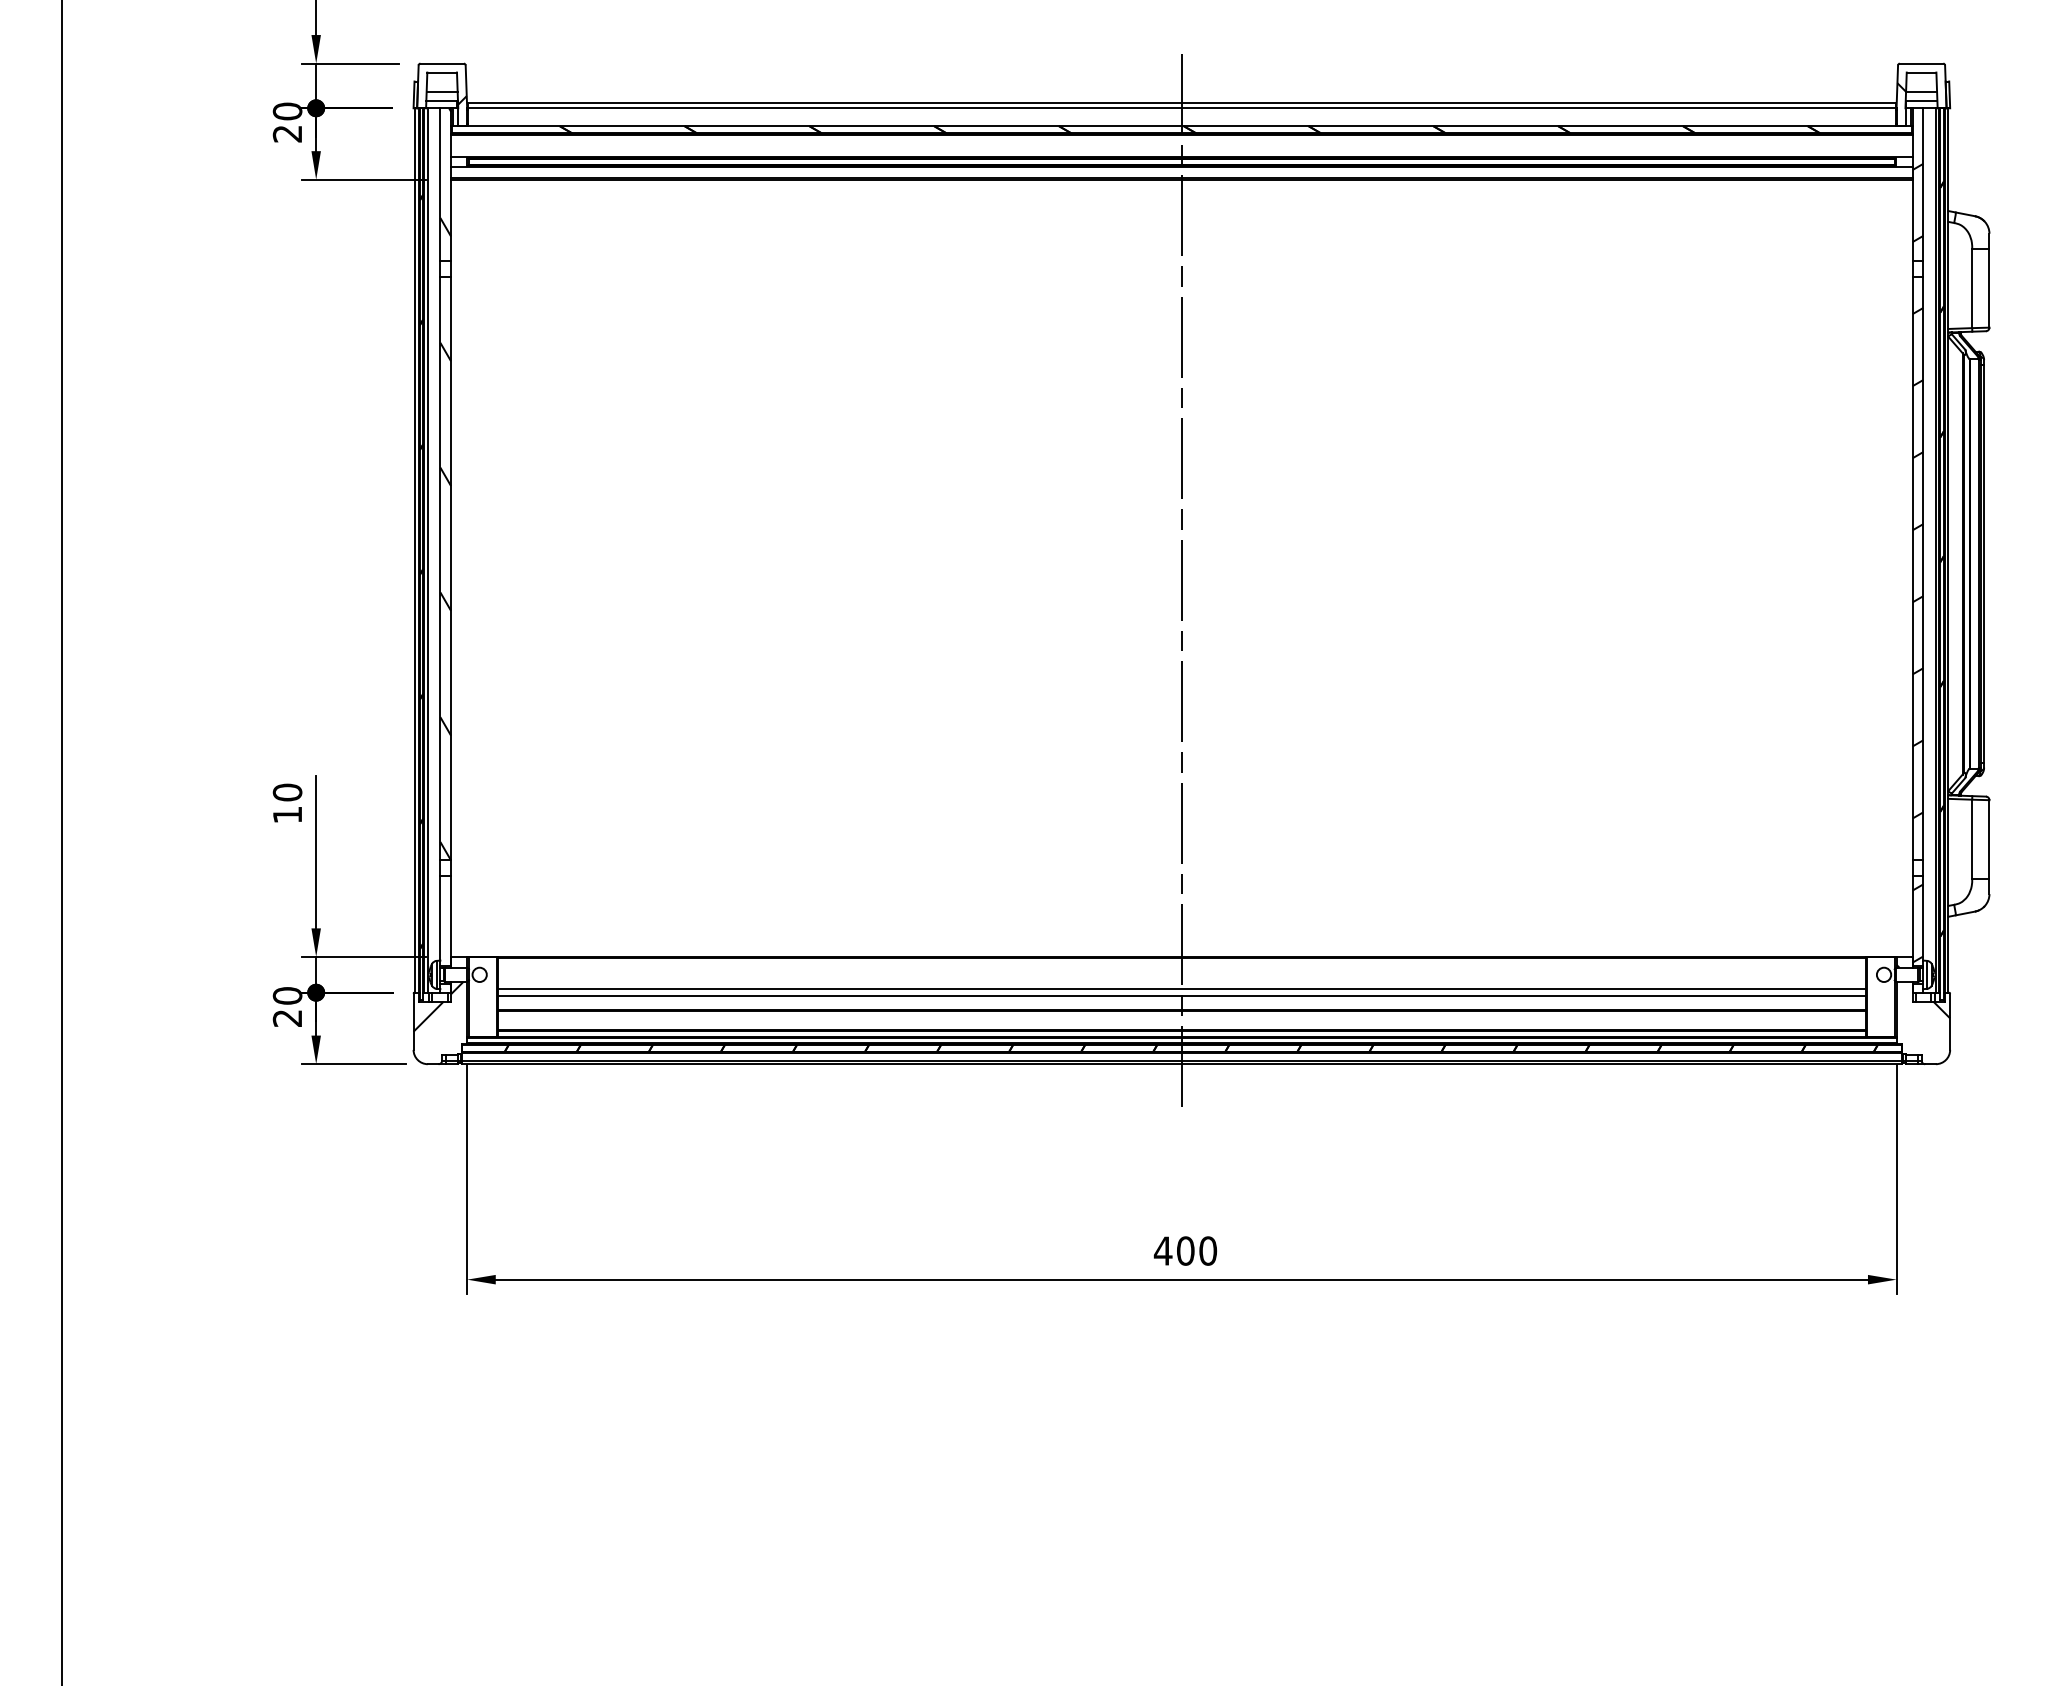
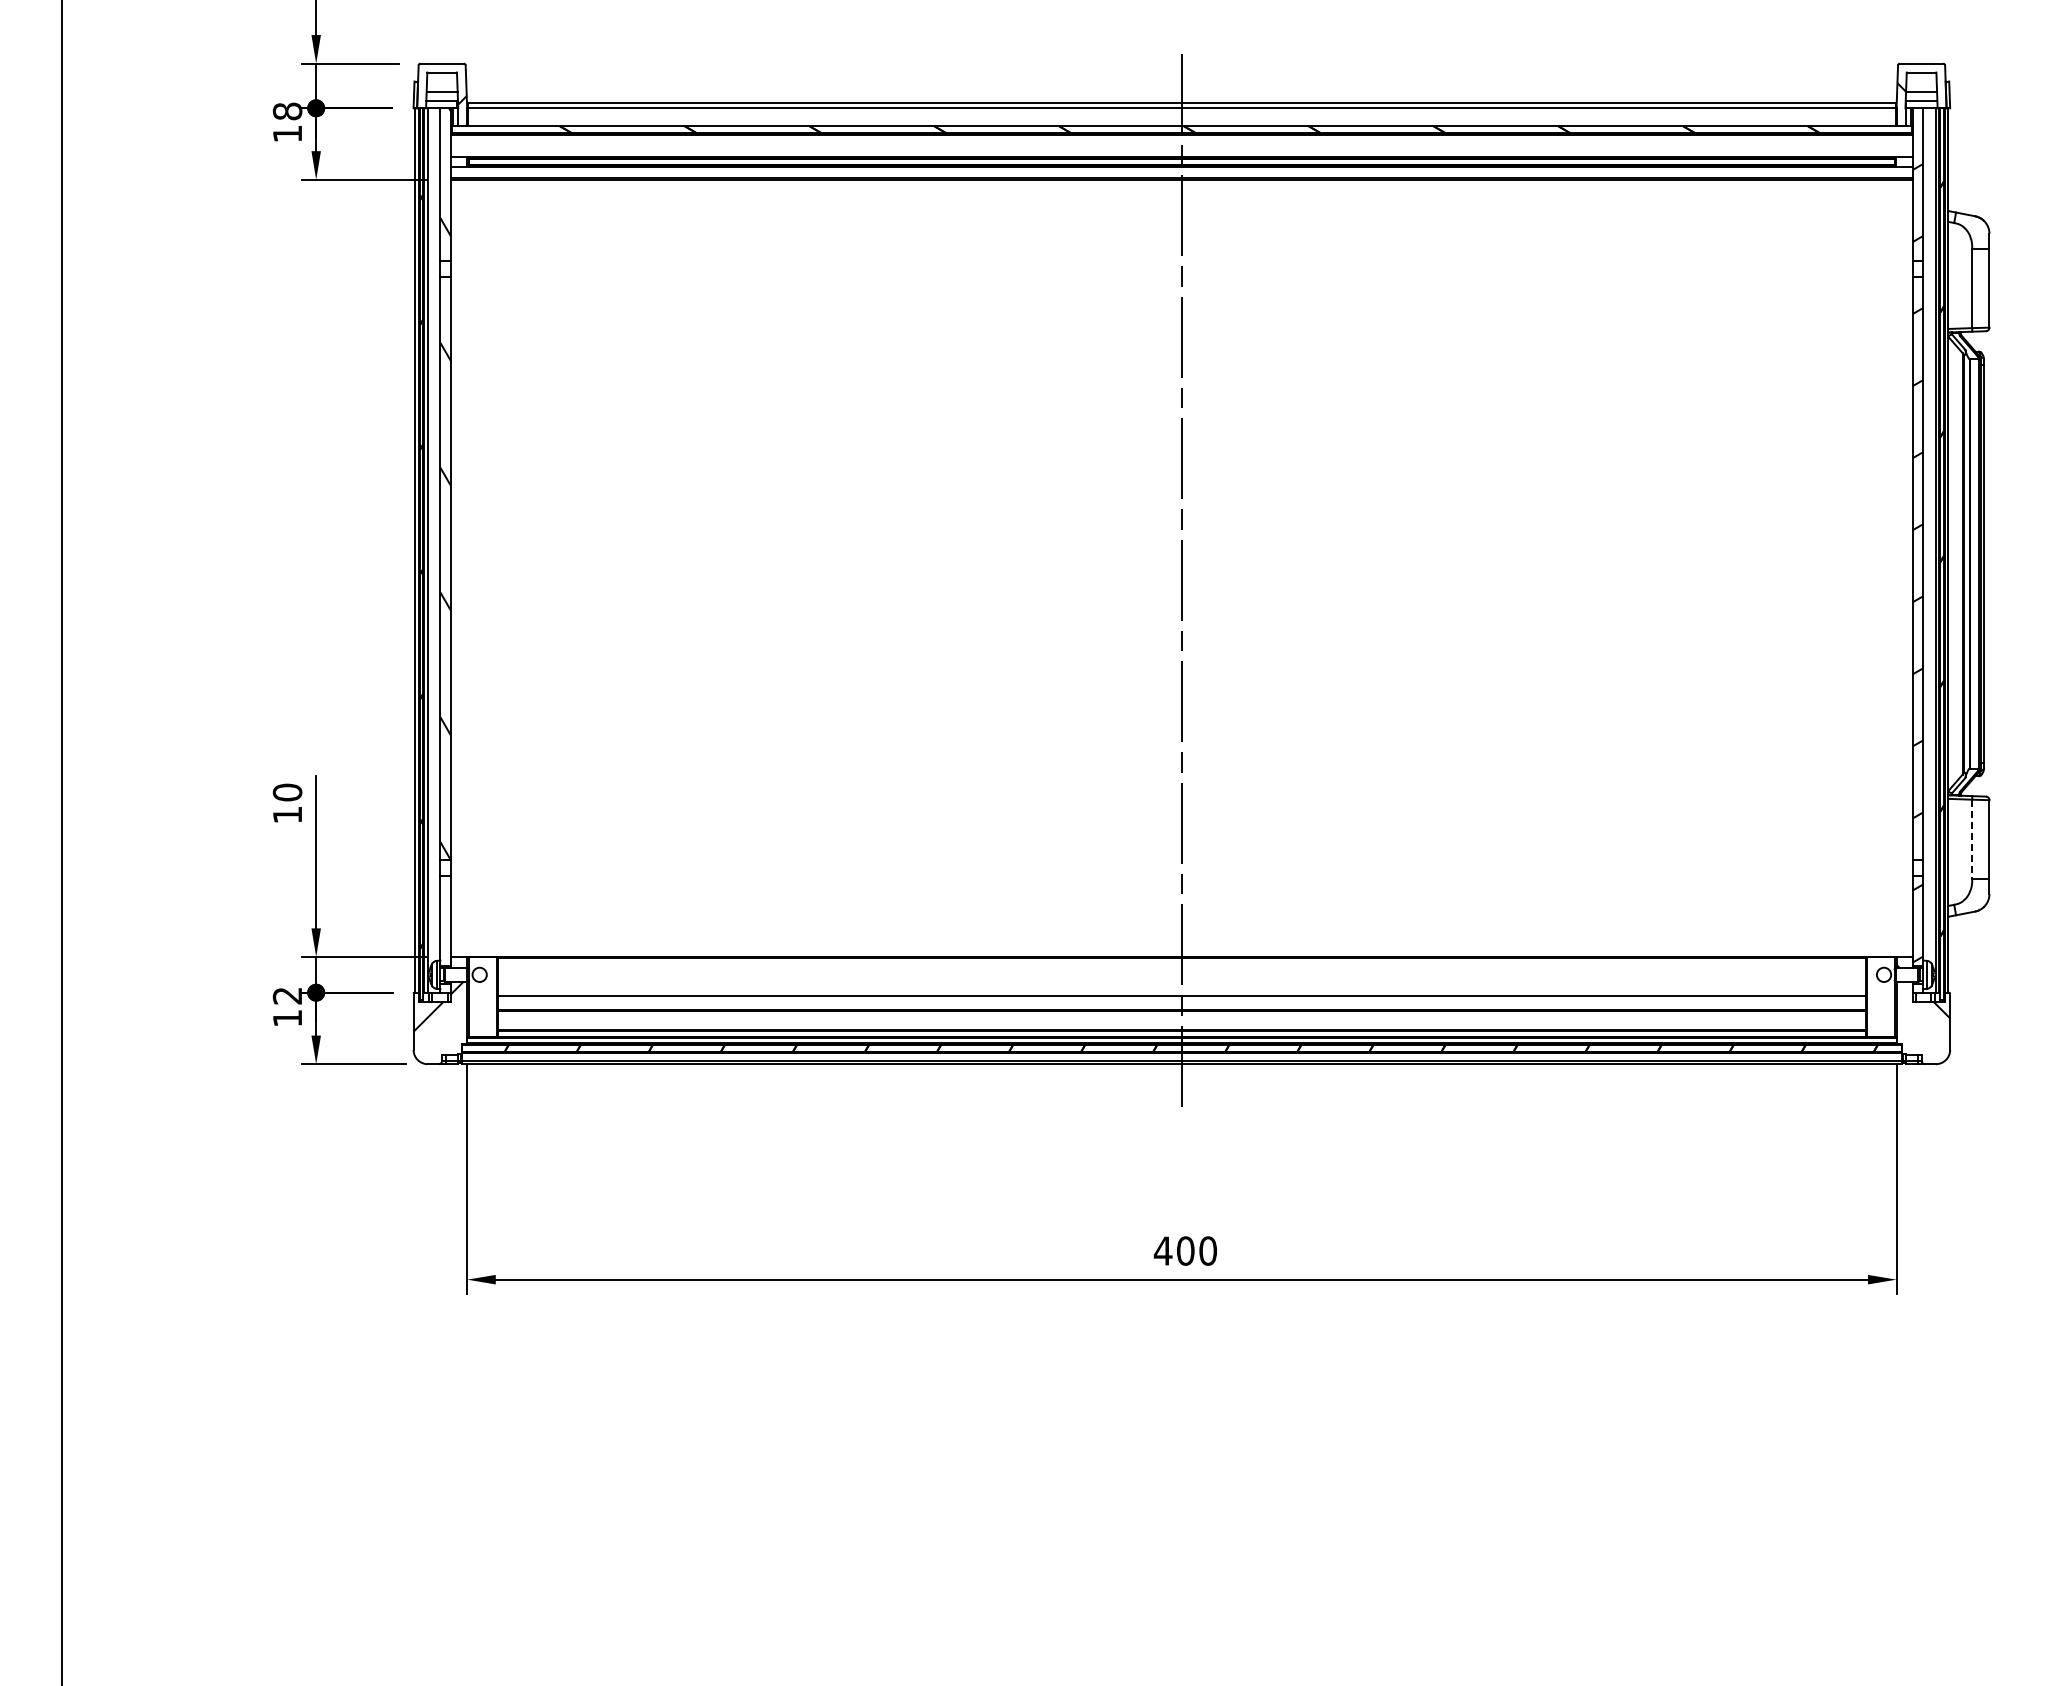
text: 20 -> 18 (287, 122)
line: solid -> dashed (1972, 839)
line: present -> none (1181, 989)
text: 20 -> 12 (287, 1006)
